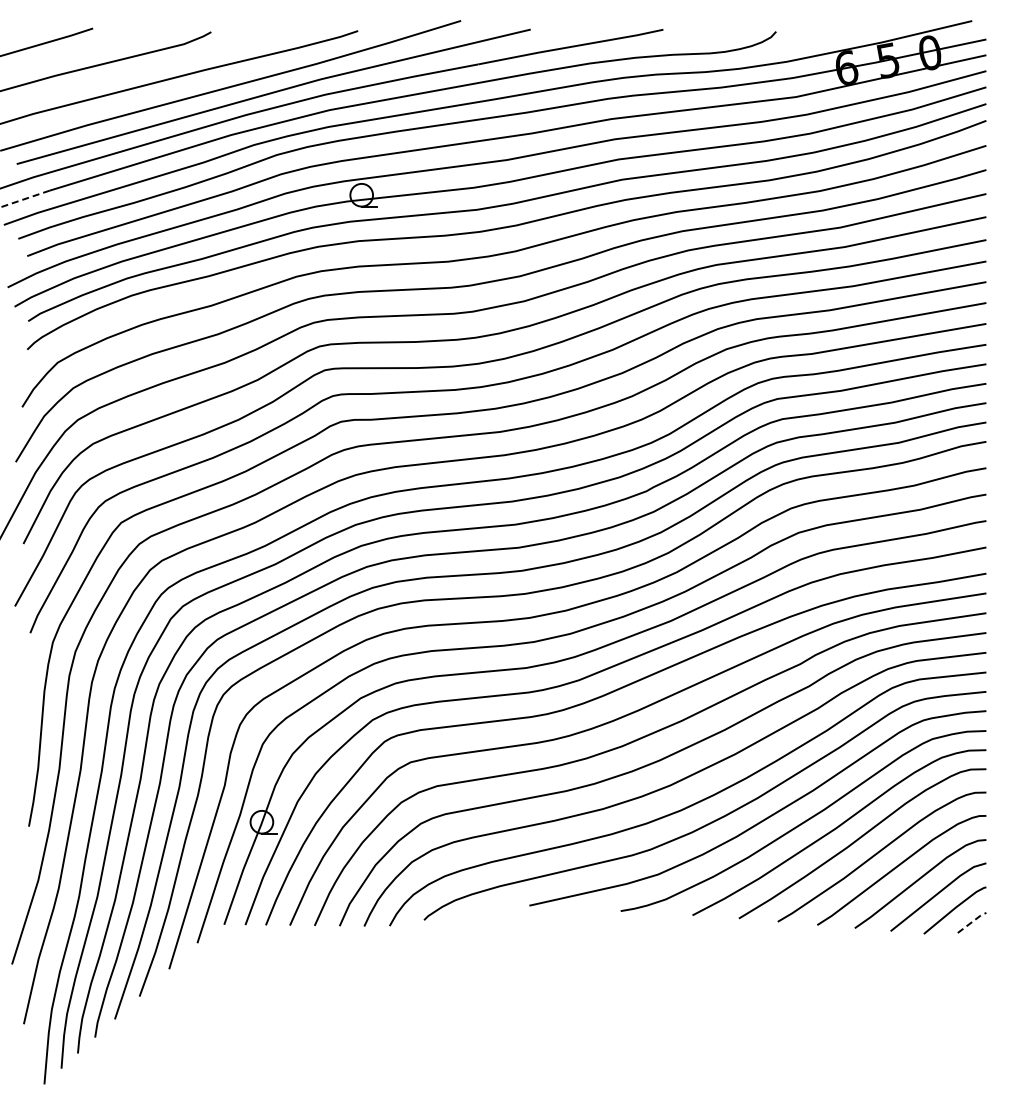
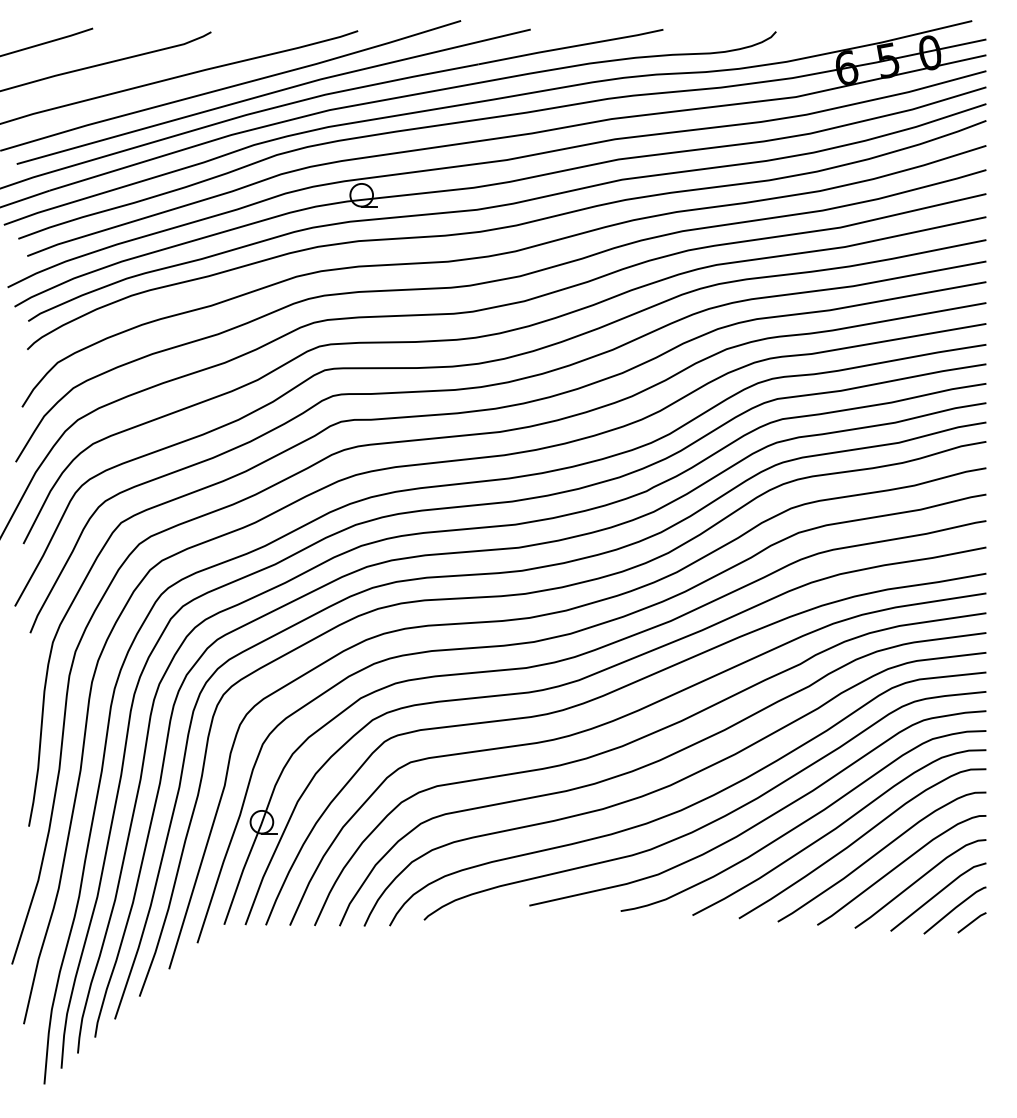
line: dashed -> solid (25, 198)
line: dashed -> solid (972, 921)
